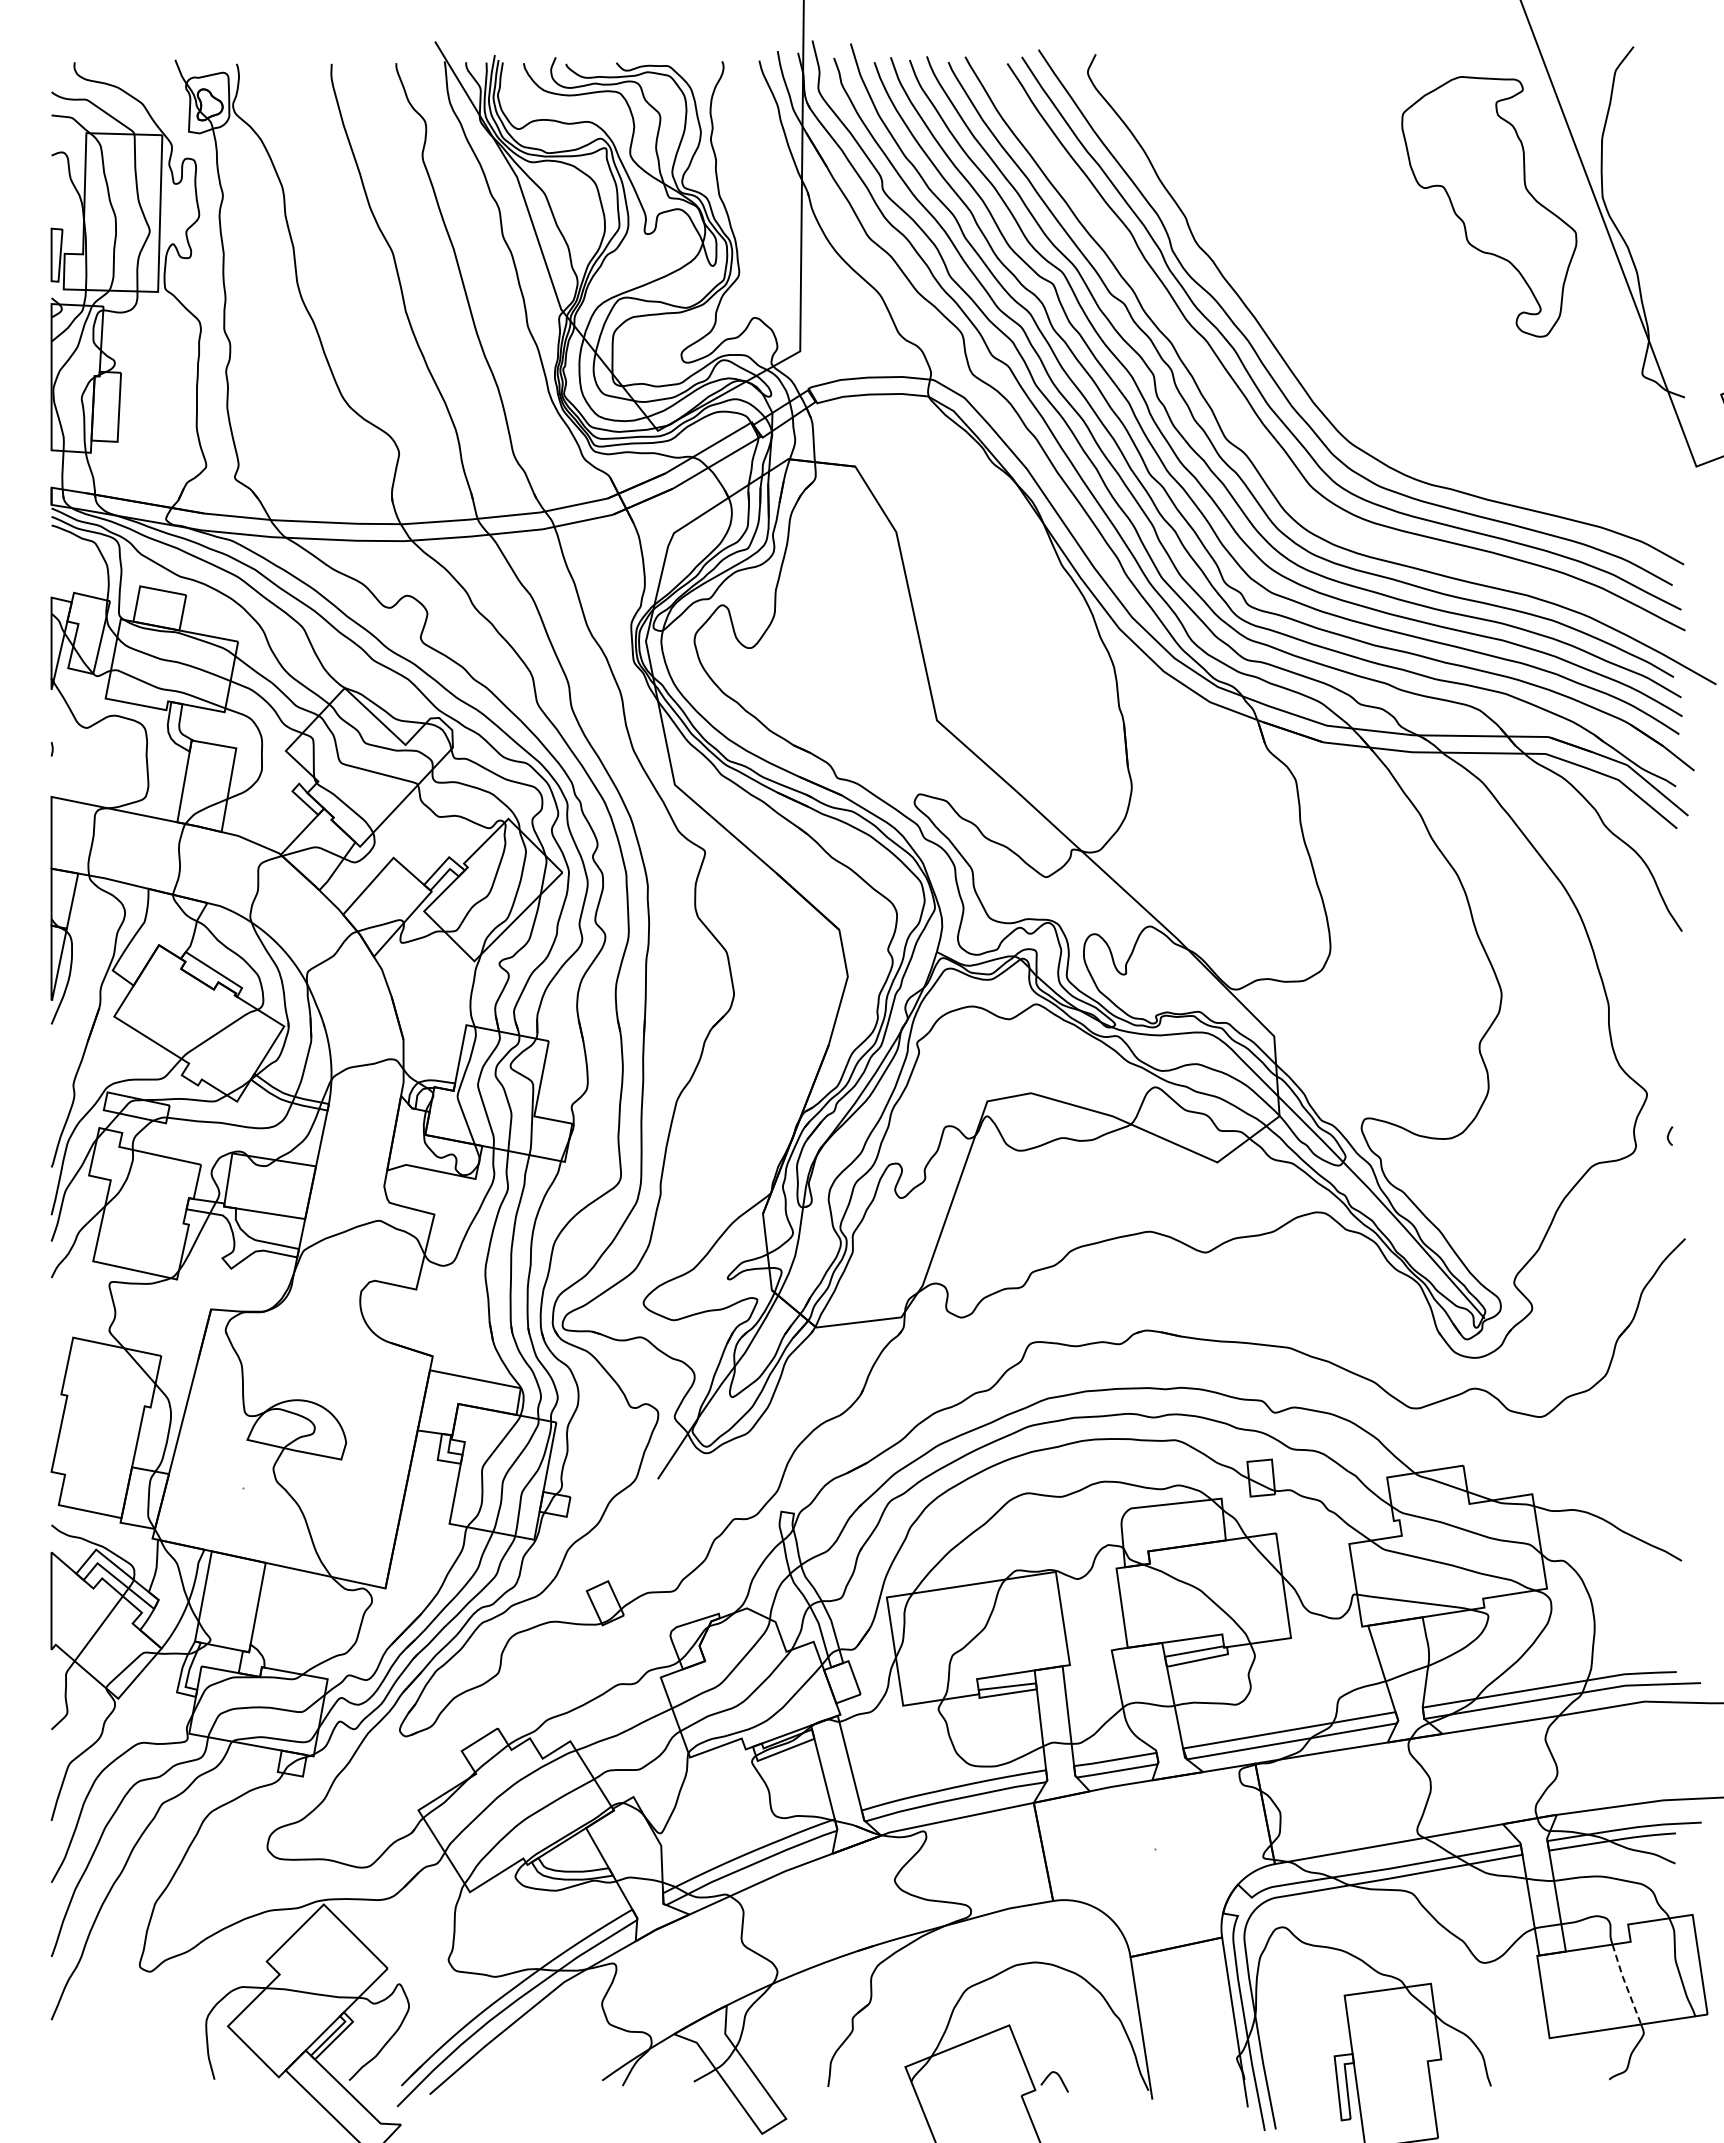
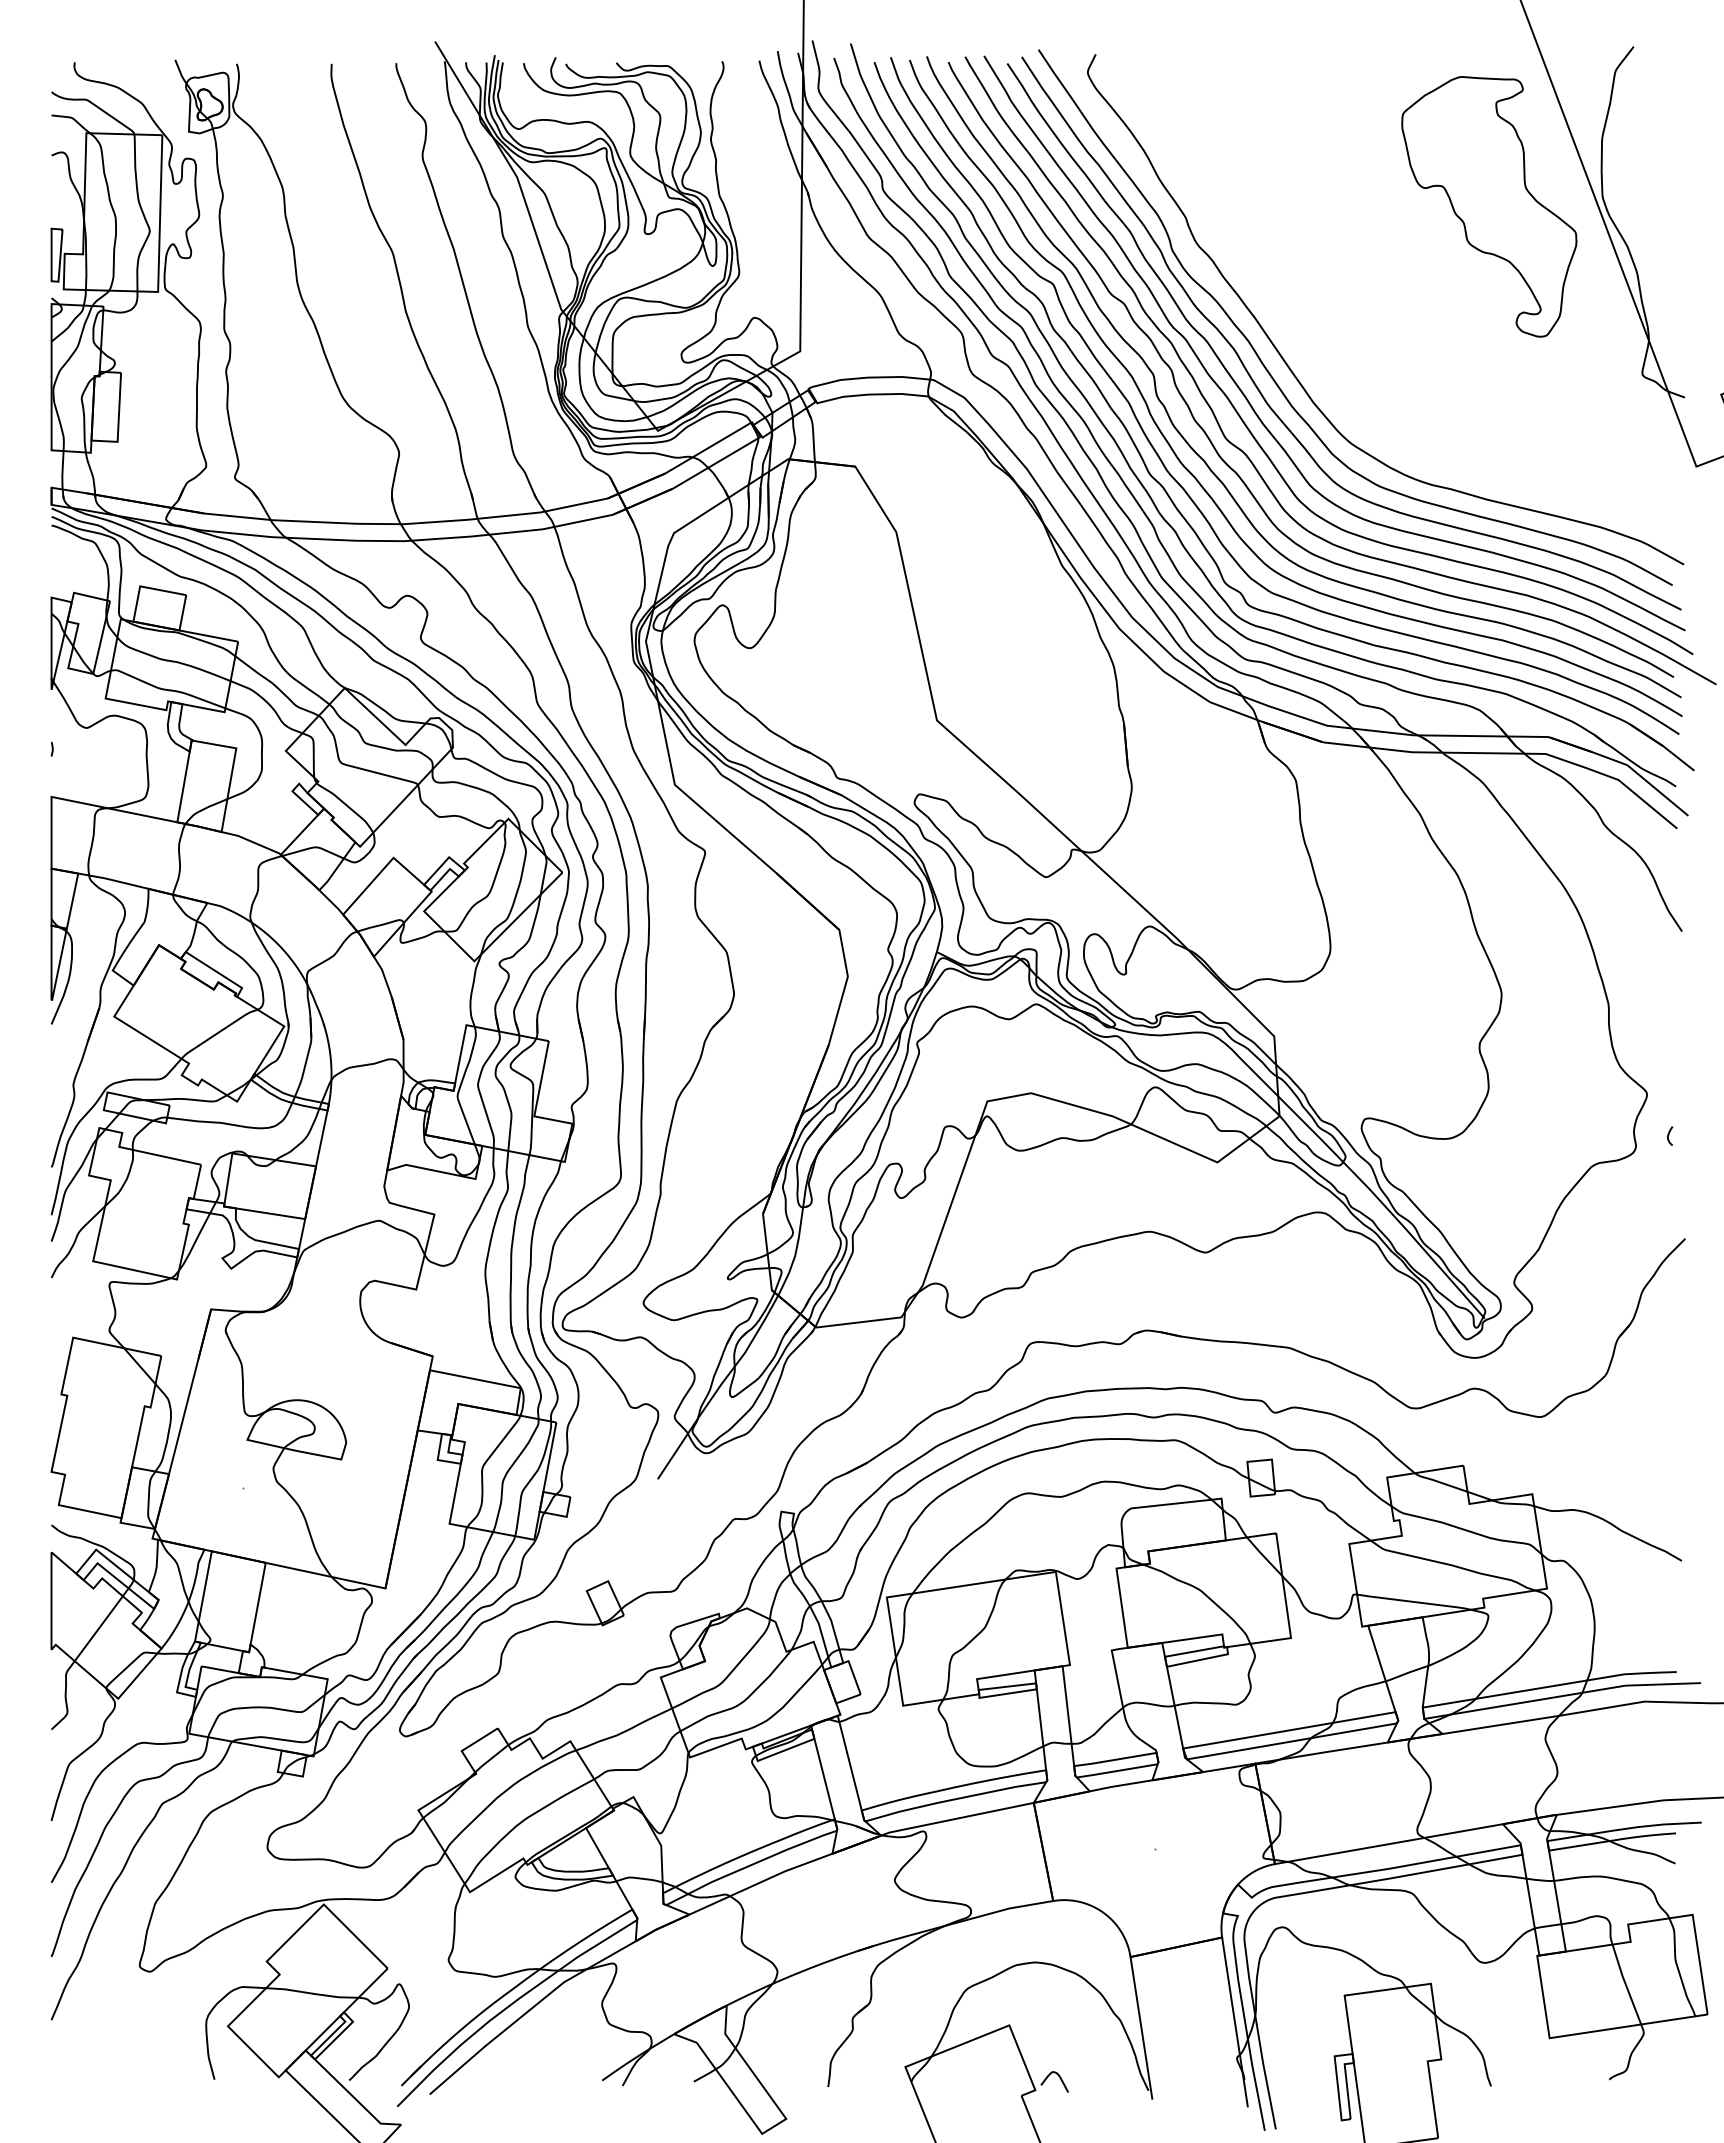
curve: none -> present (1242, 418)
line: dashed -> solid (1625, 1984)
